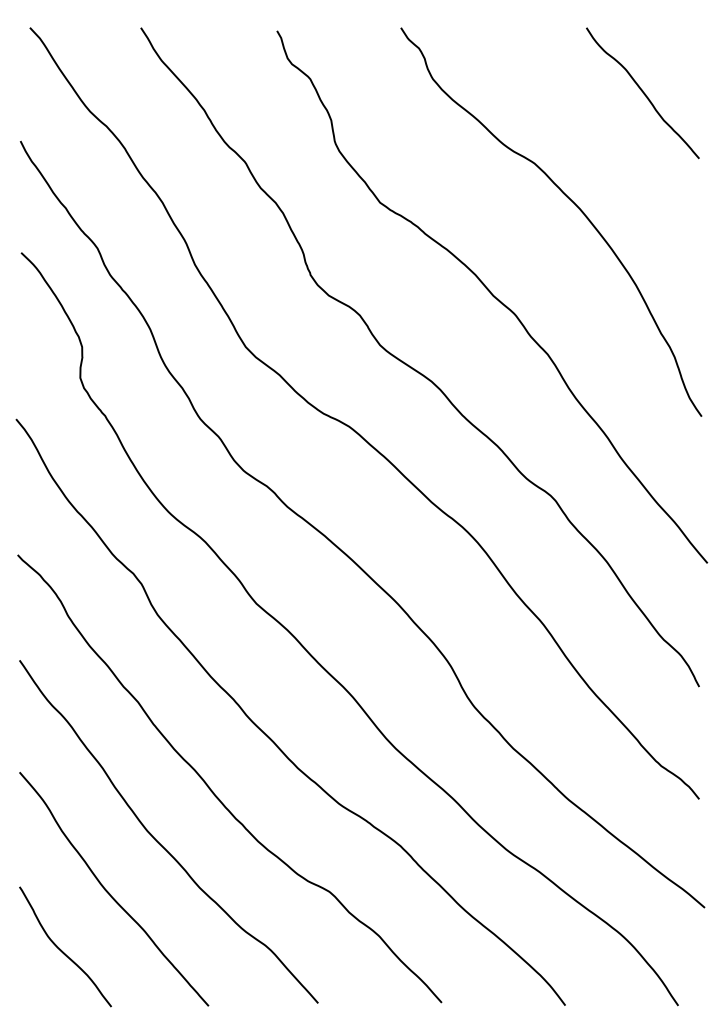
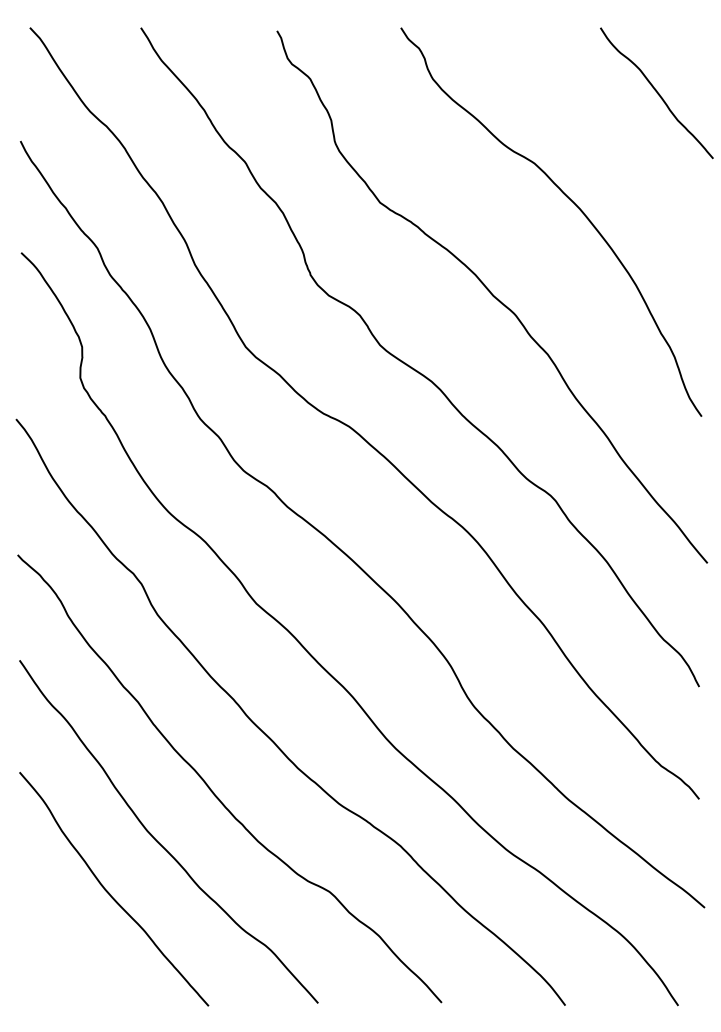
curve position: (642, 92) -> (656, 92) (656, 92)
curve: present -> none (61, 949)
